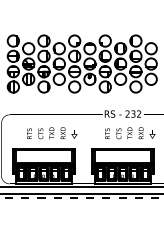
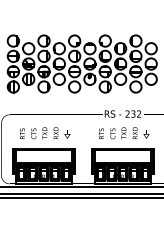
text position: (52, 133) -> (45, 133) (45, 133)
text position: (130, 133) -> (124, 133) (124, 133)
line: dashed -> solid (82, 198)
